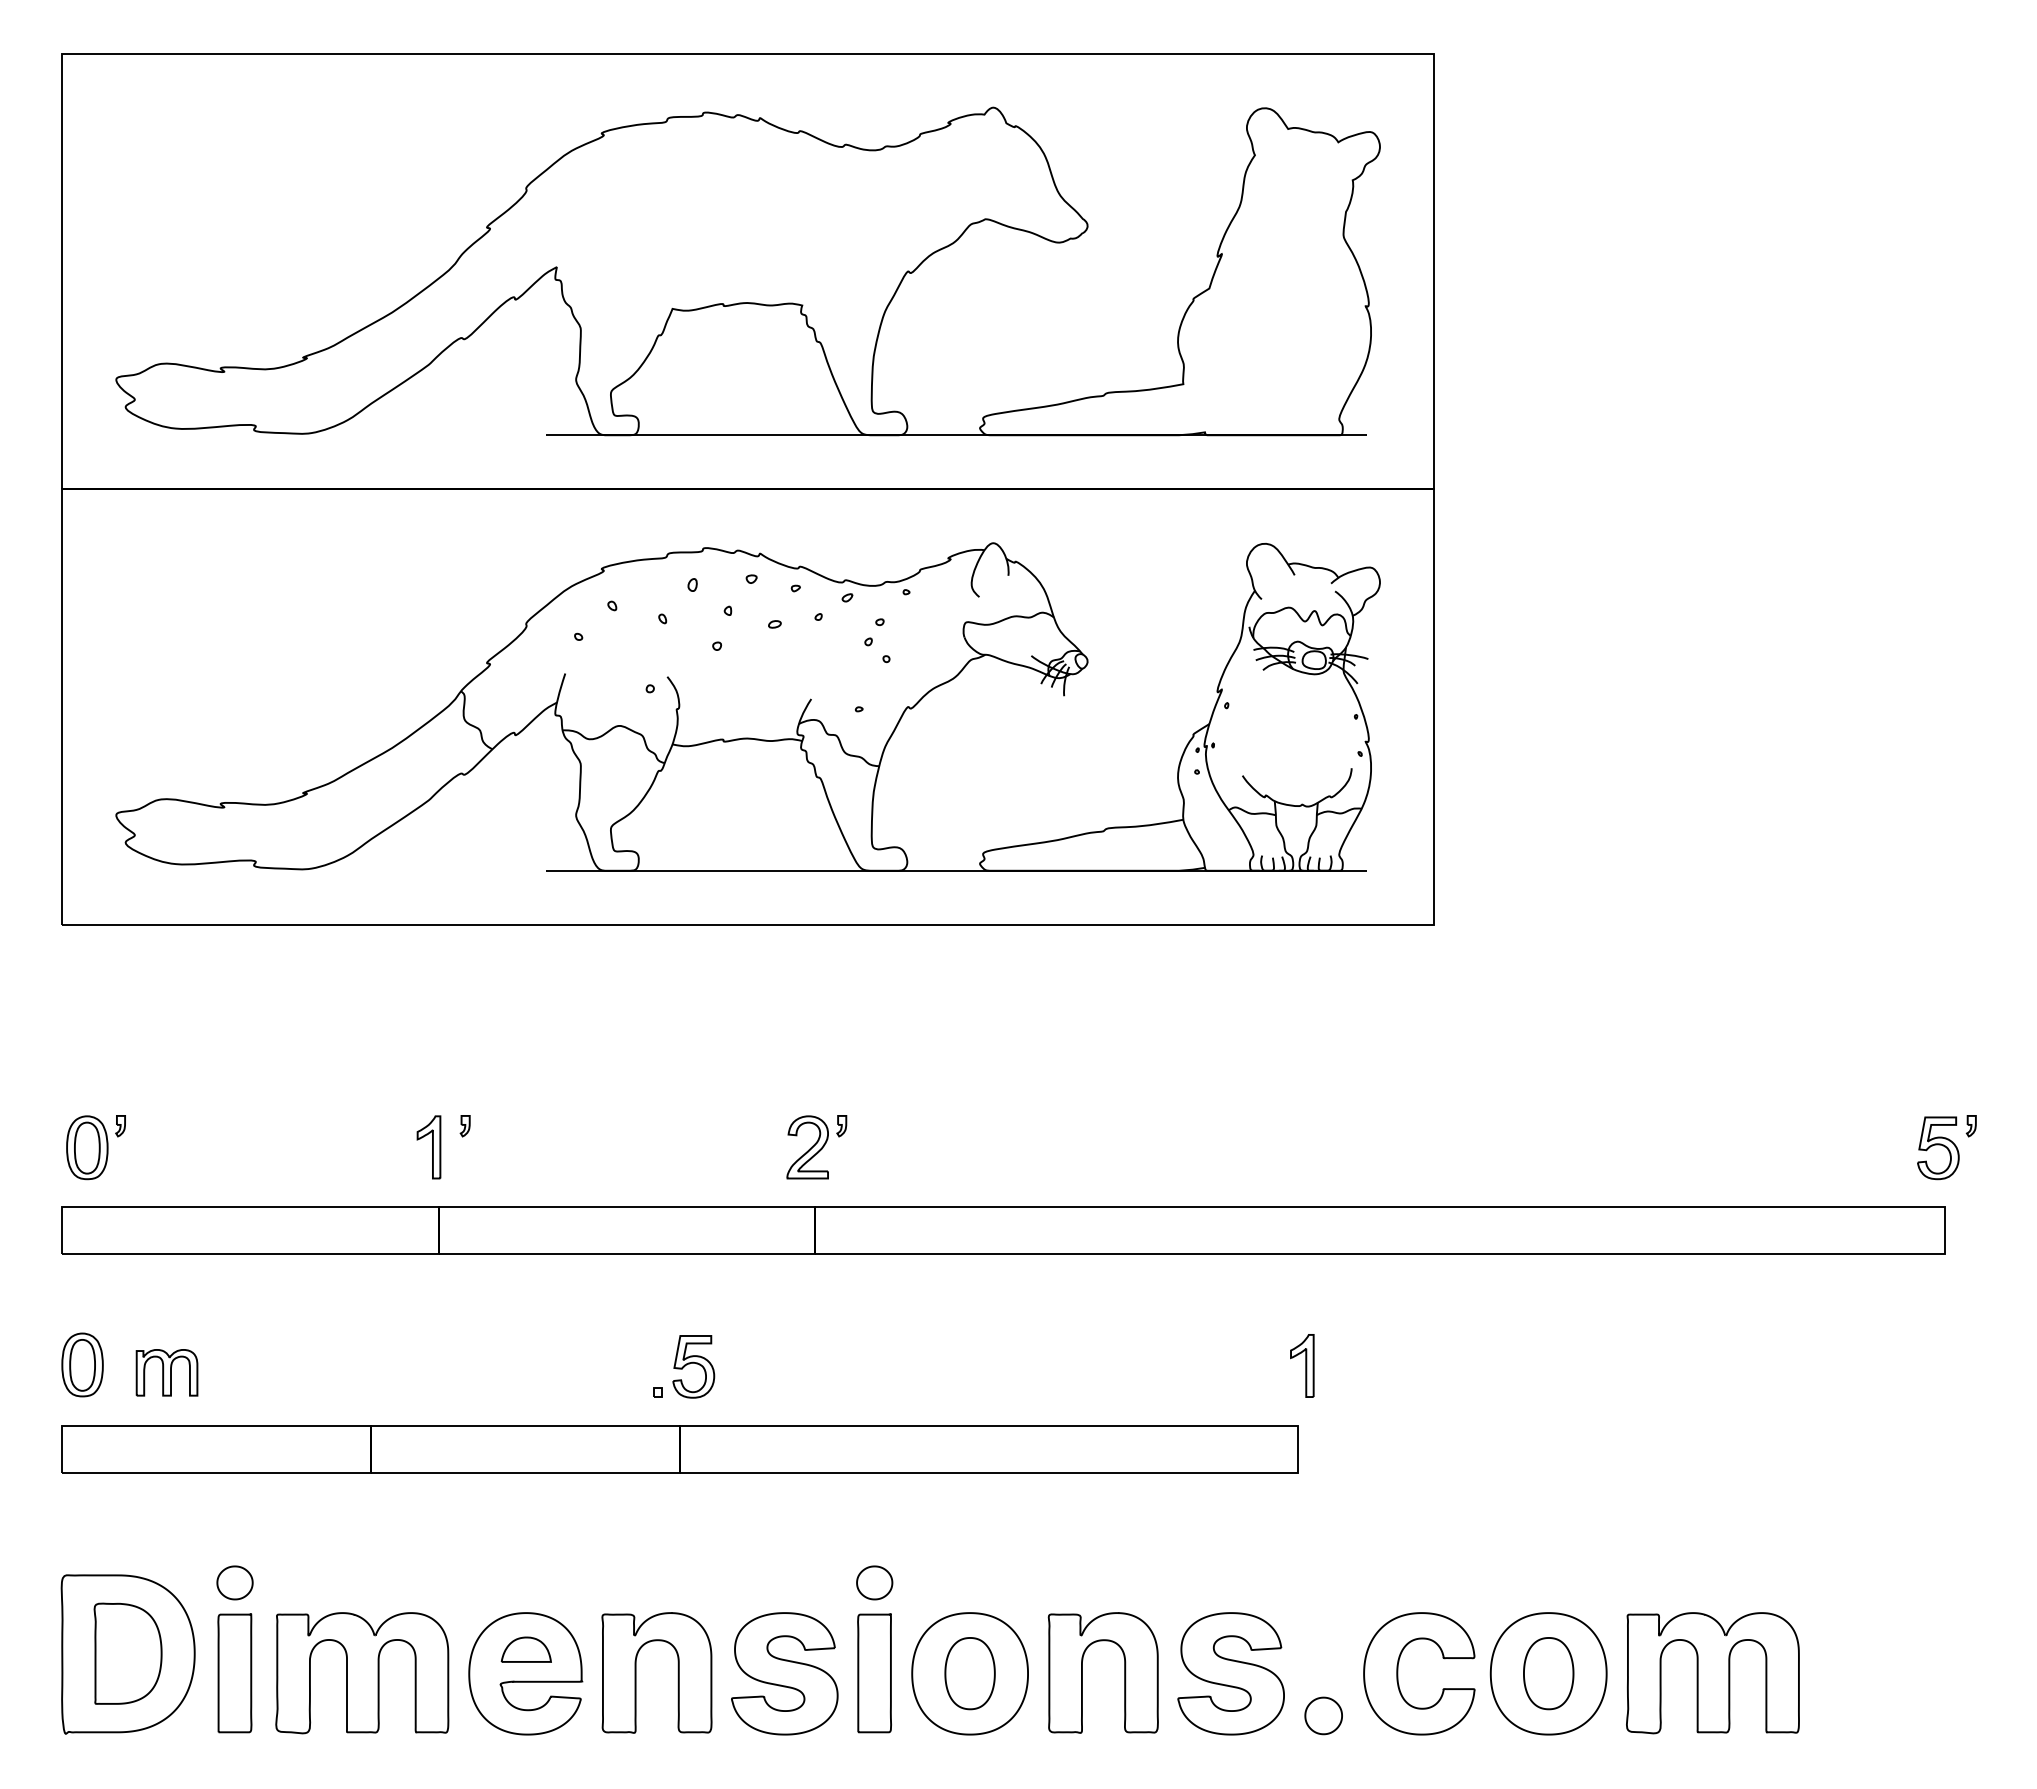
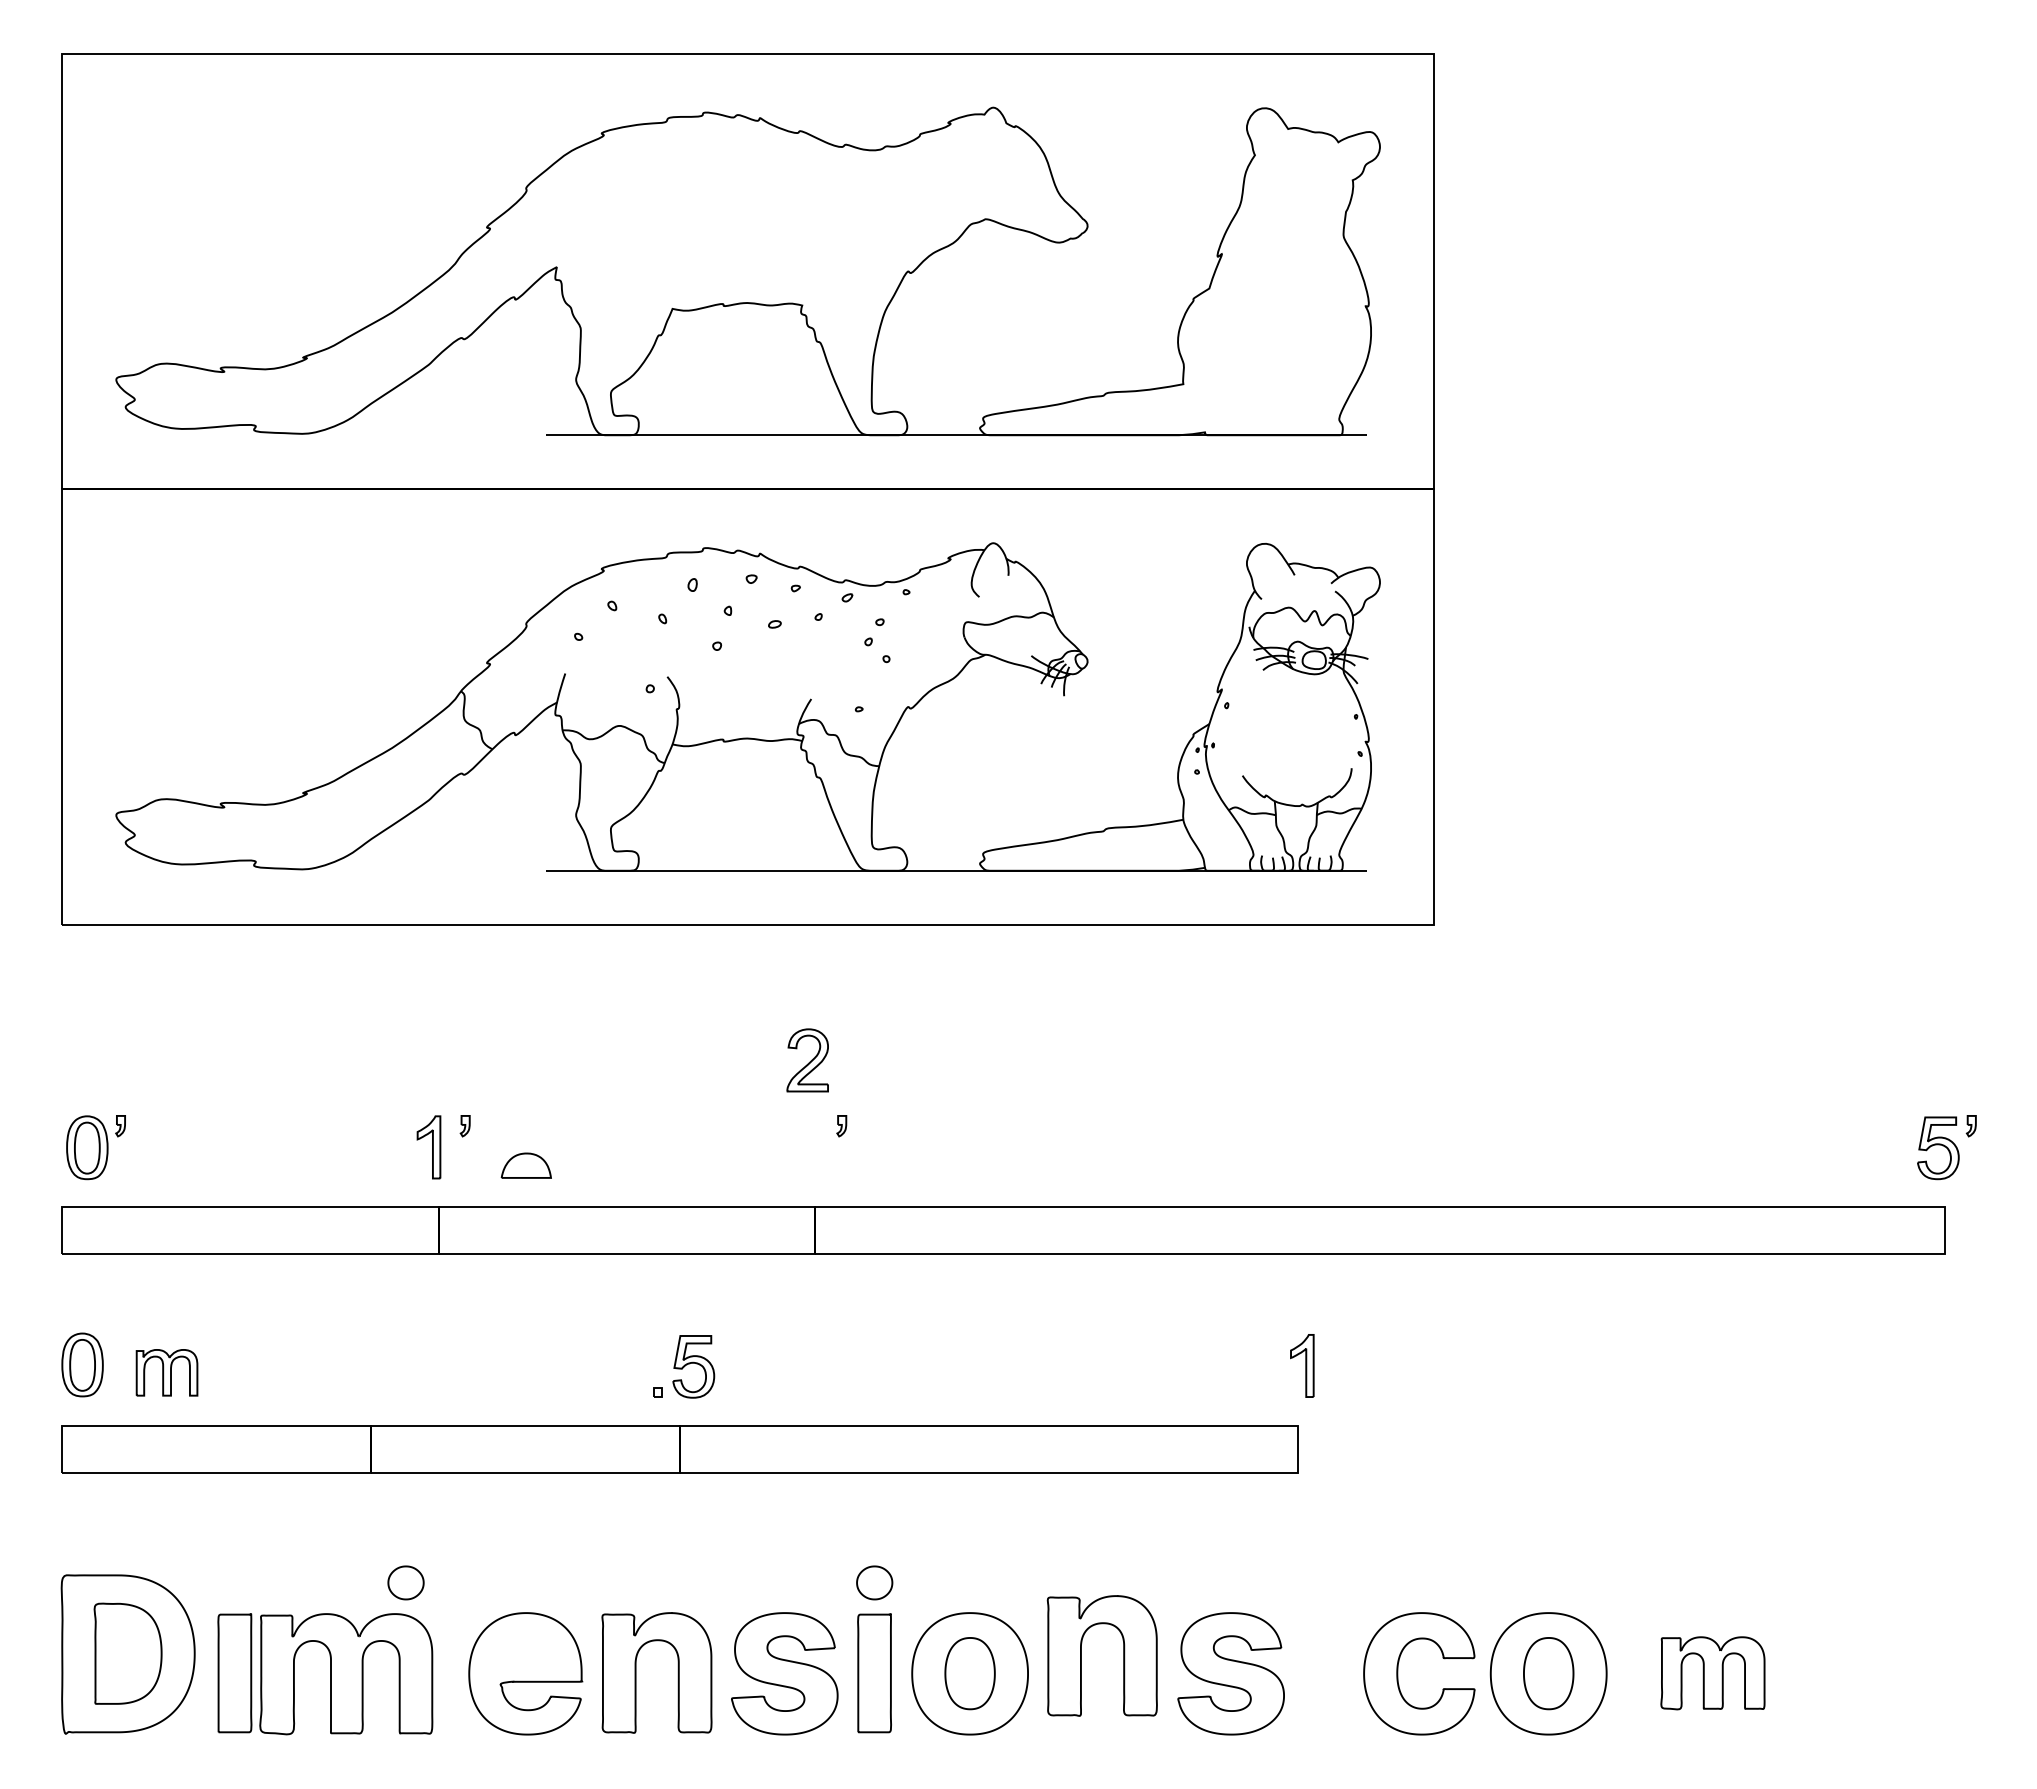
part position: (807, 1147) -> (807, 1060) (807, 1060)
part position: (234, 1582) -> (405, 1582) (405, 1582)
part position: (525, 1649) -> (525, 1165) (525, 1165)
part position: (1082, 1672) -> (1081, 1655) (1081, 1655)
part position: (362, 1673) -> (346, 1674) (346, 1674)
part size: 174x123 px -> 106x75 px (1712, 1673)
part: present -> none (1323, 1715)
